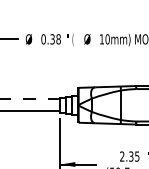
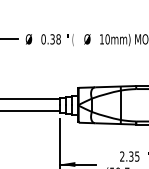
line: dashed -> solid (30, 99)
